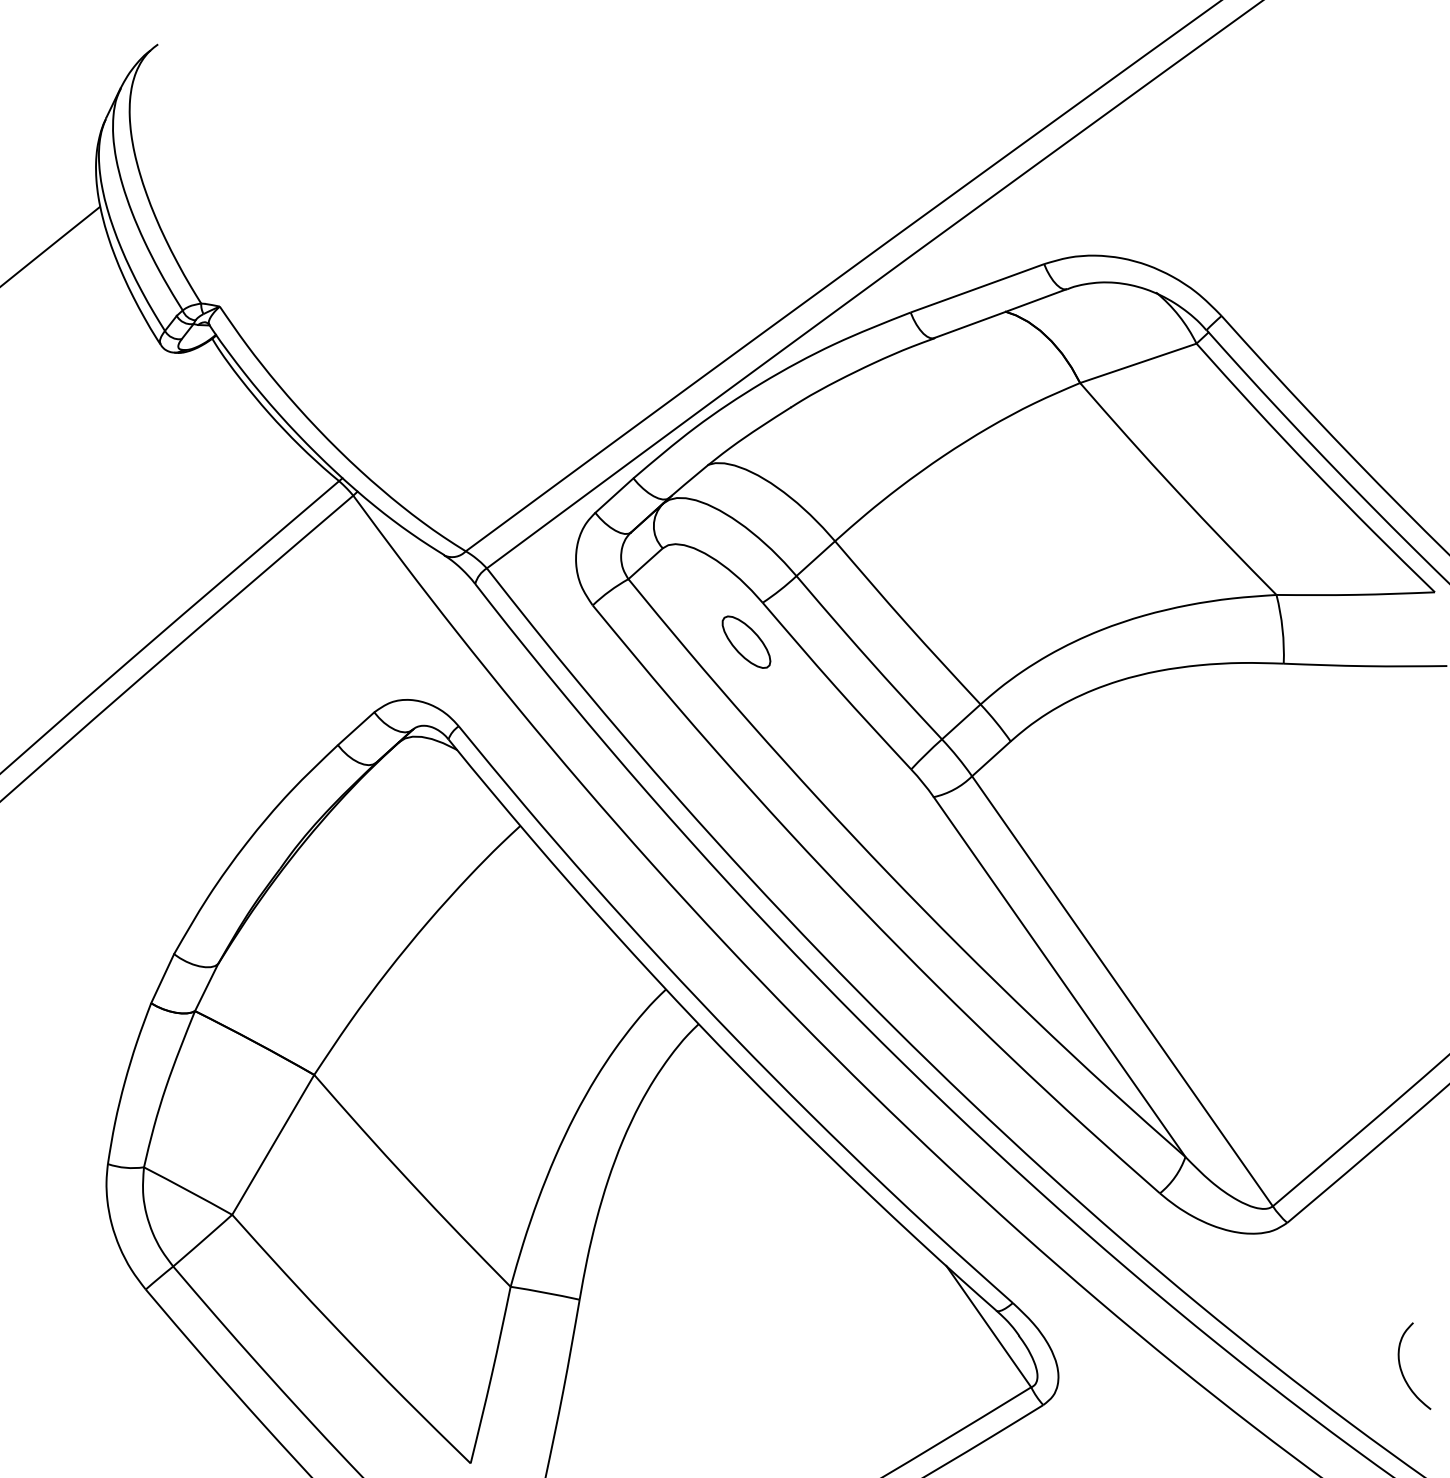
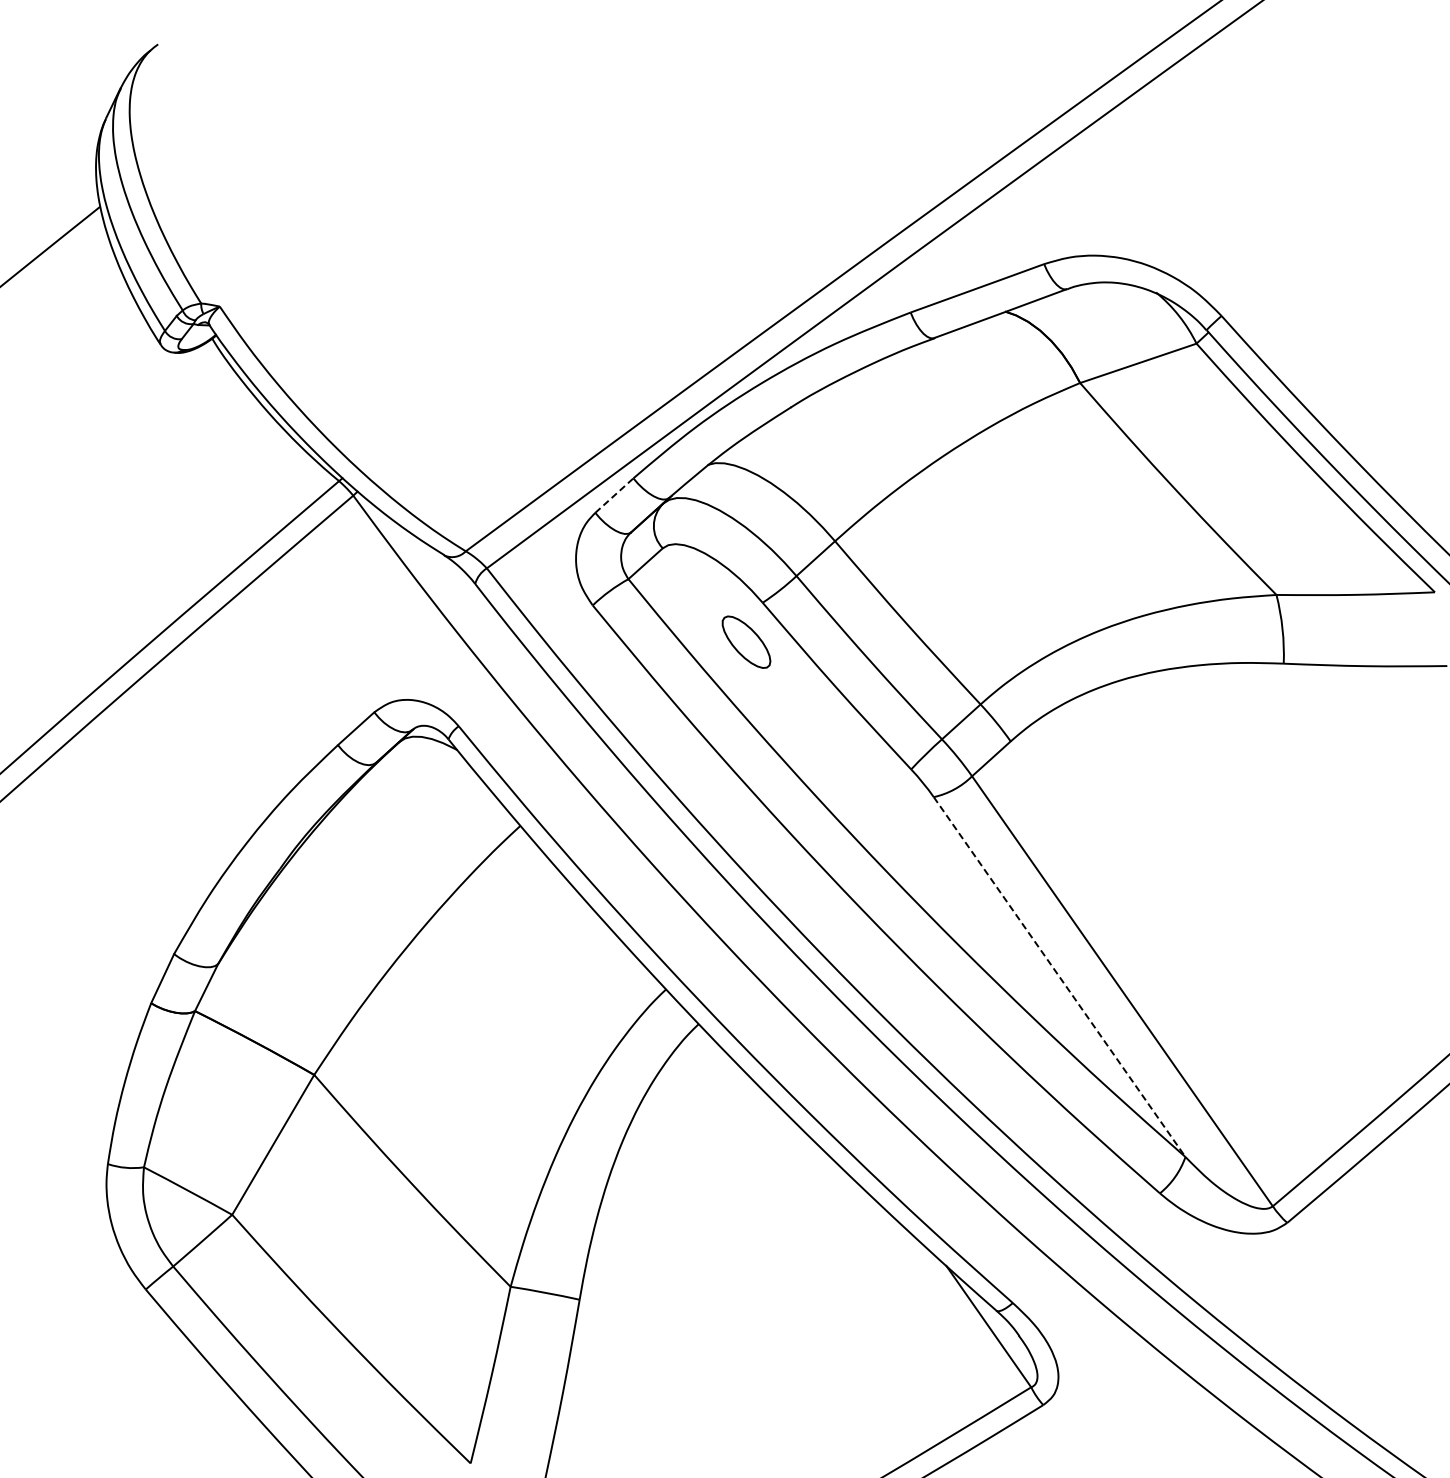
line: solid -> dashed (614, 495)
line: solid -> dashed (1059, 977)
curve: present -> none (1402, 1370)
